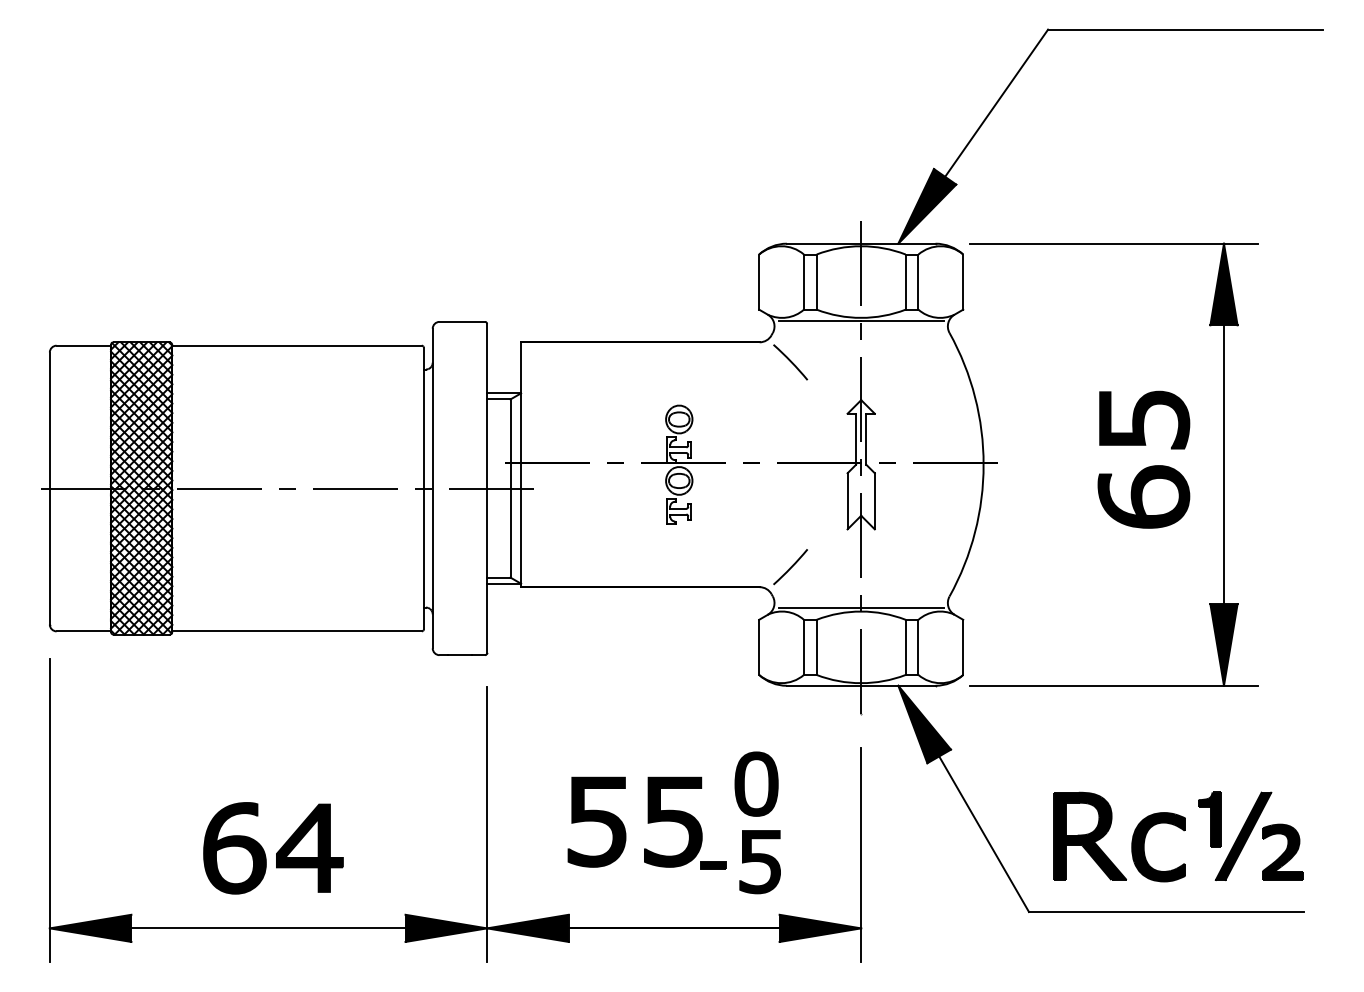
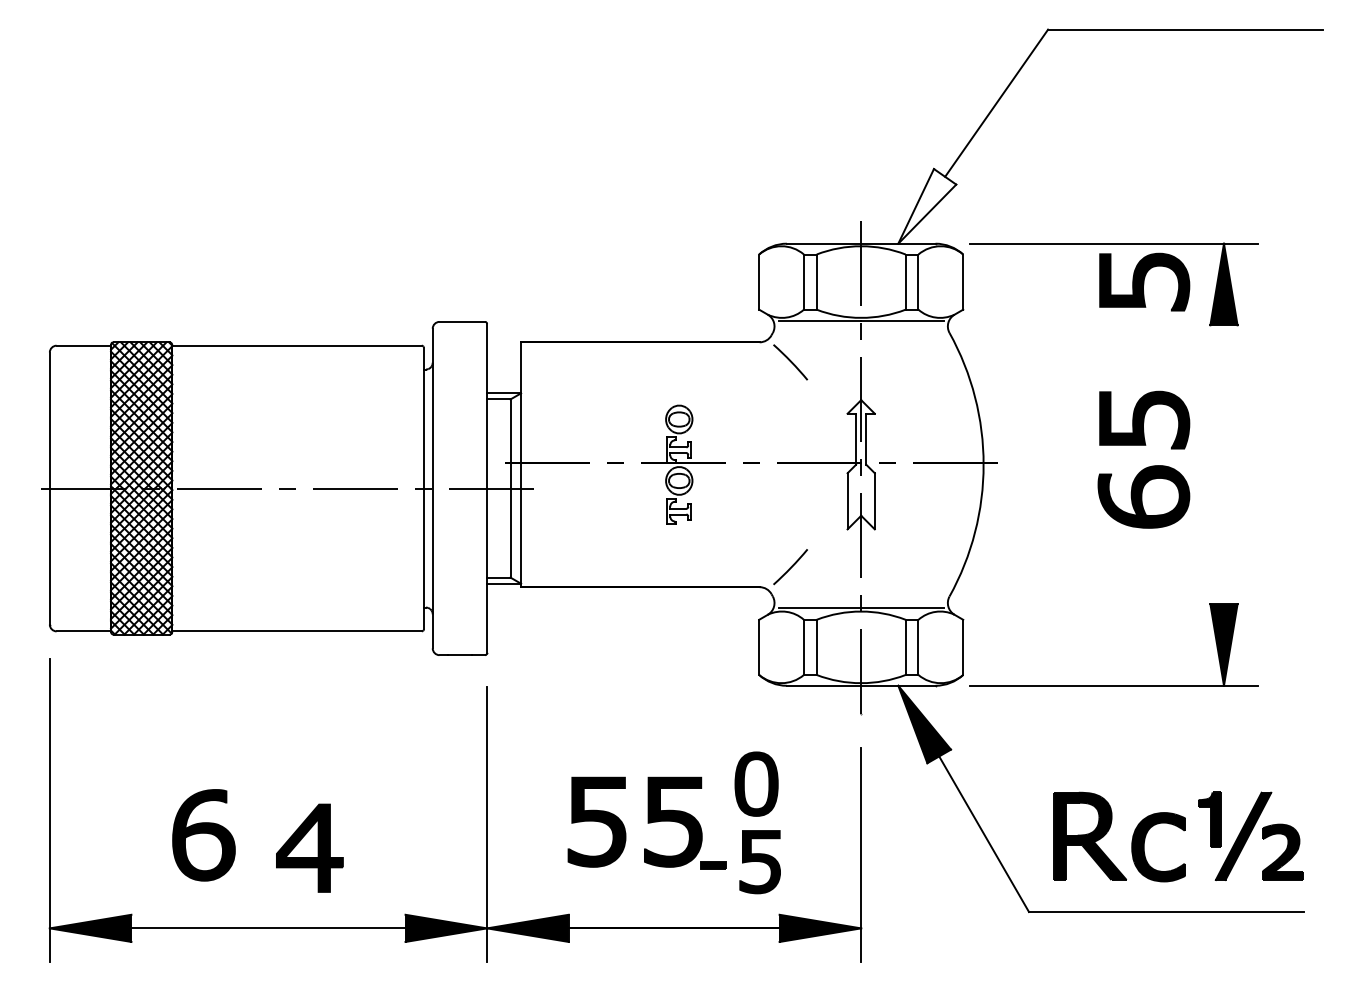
fill: present -> none (927, 206)
part: none -> present (1144, 281)
line: present -> none (1223, 464)
part position: (234, 848) -> (203, 835) (203, 835)
